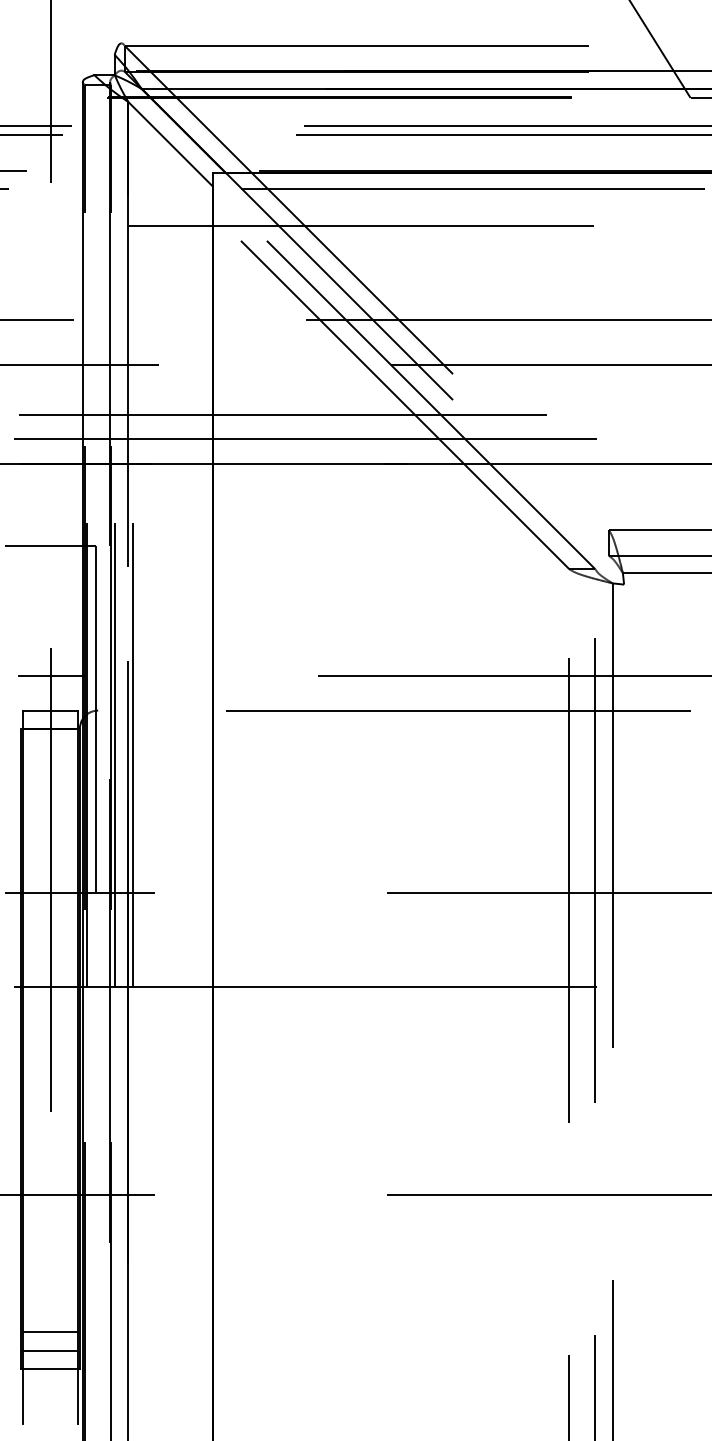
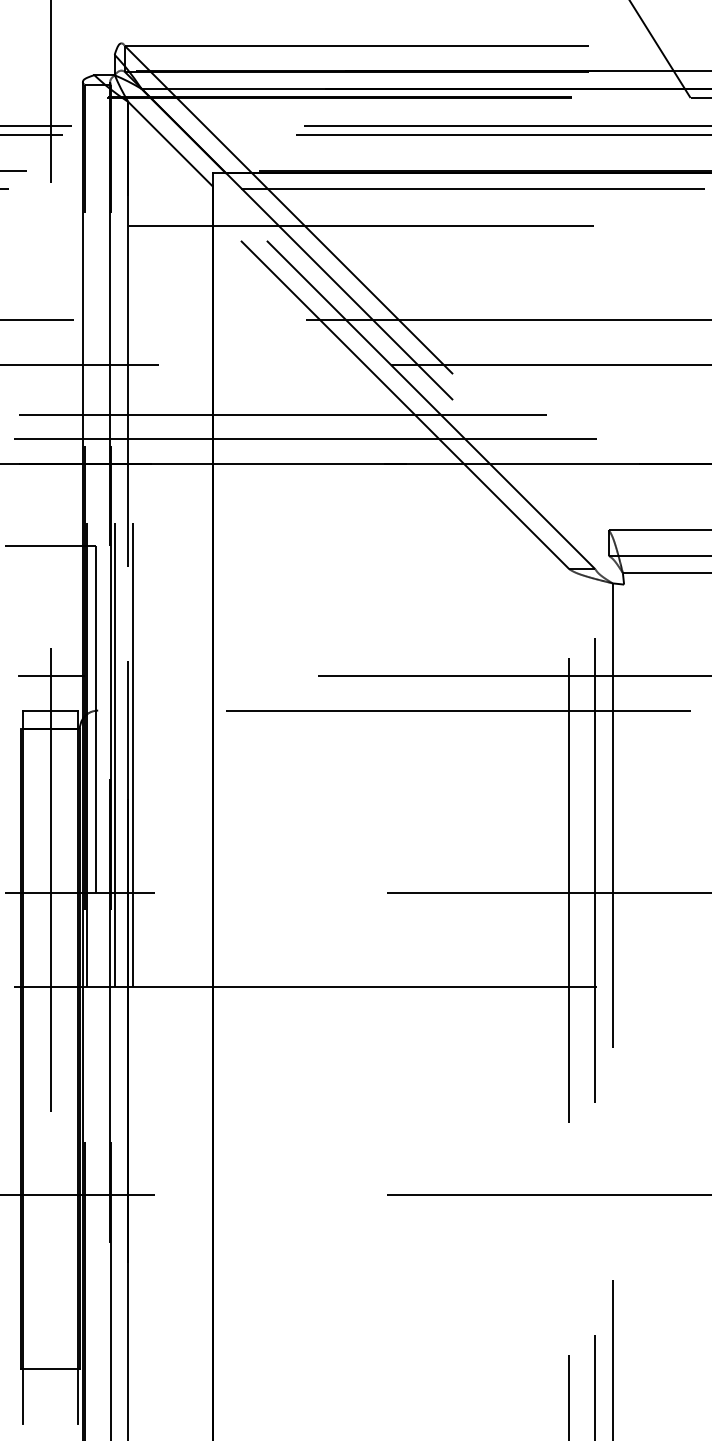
line: present -> none (50, 1332)
line: present -> none (50, 1350)
